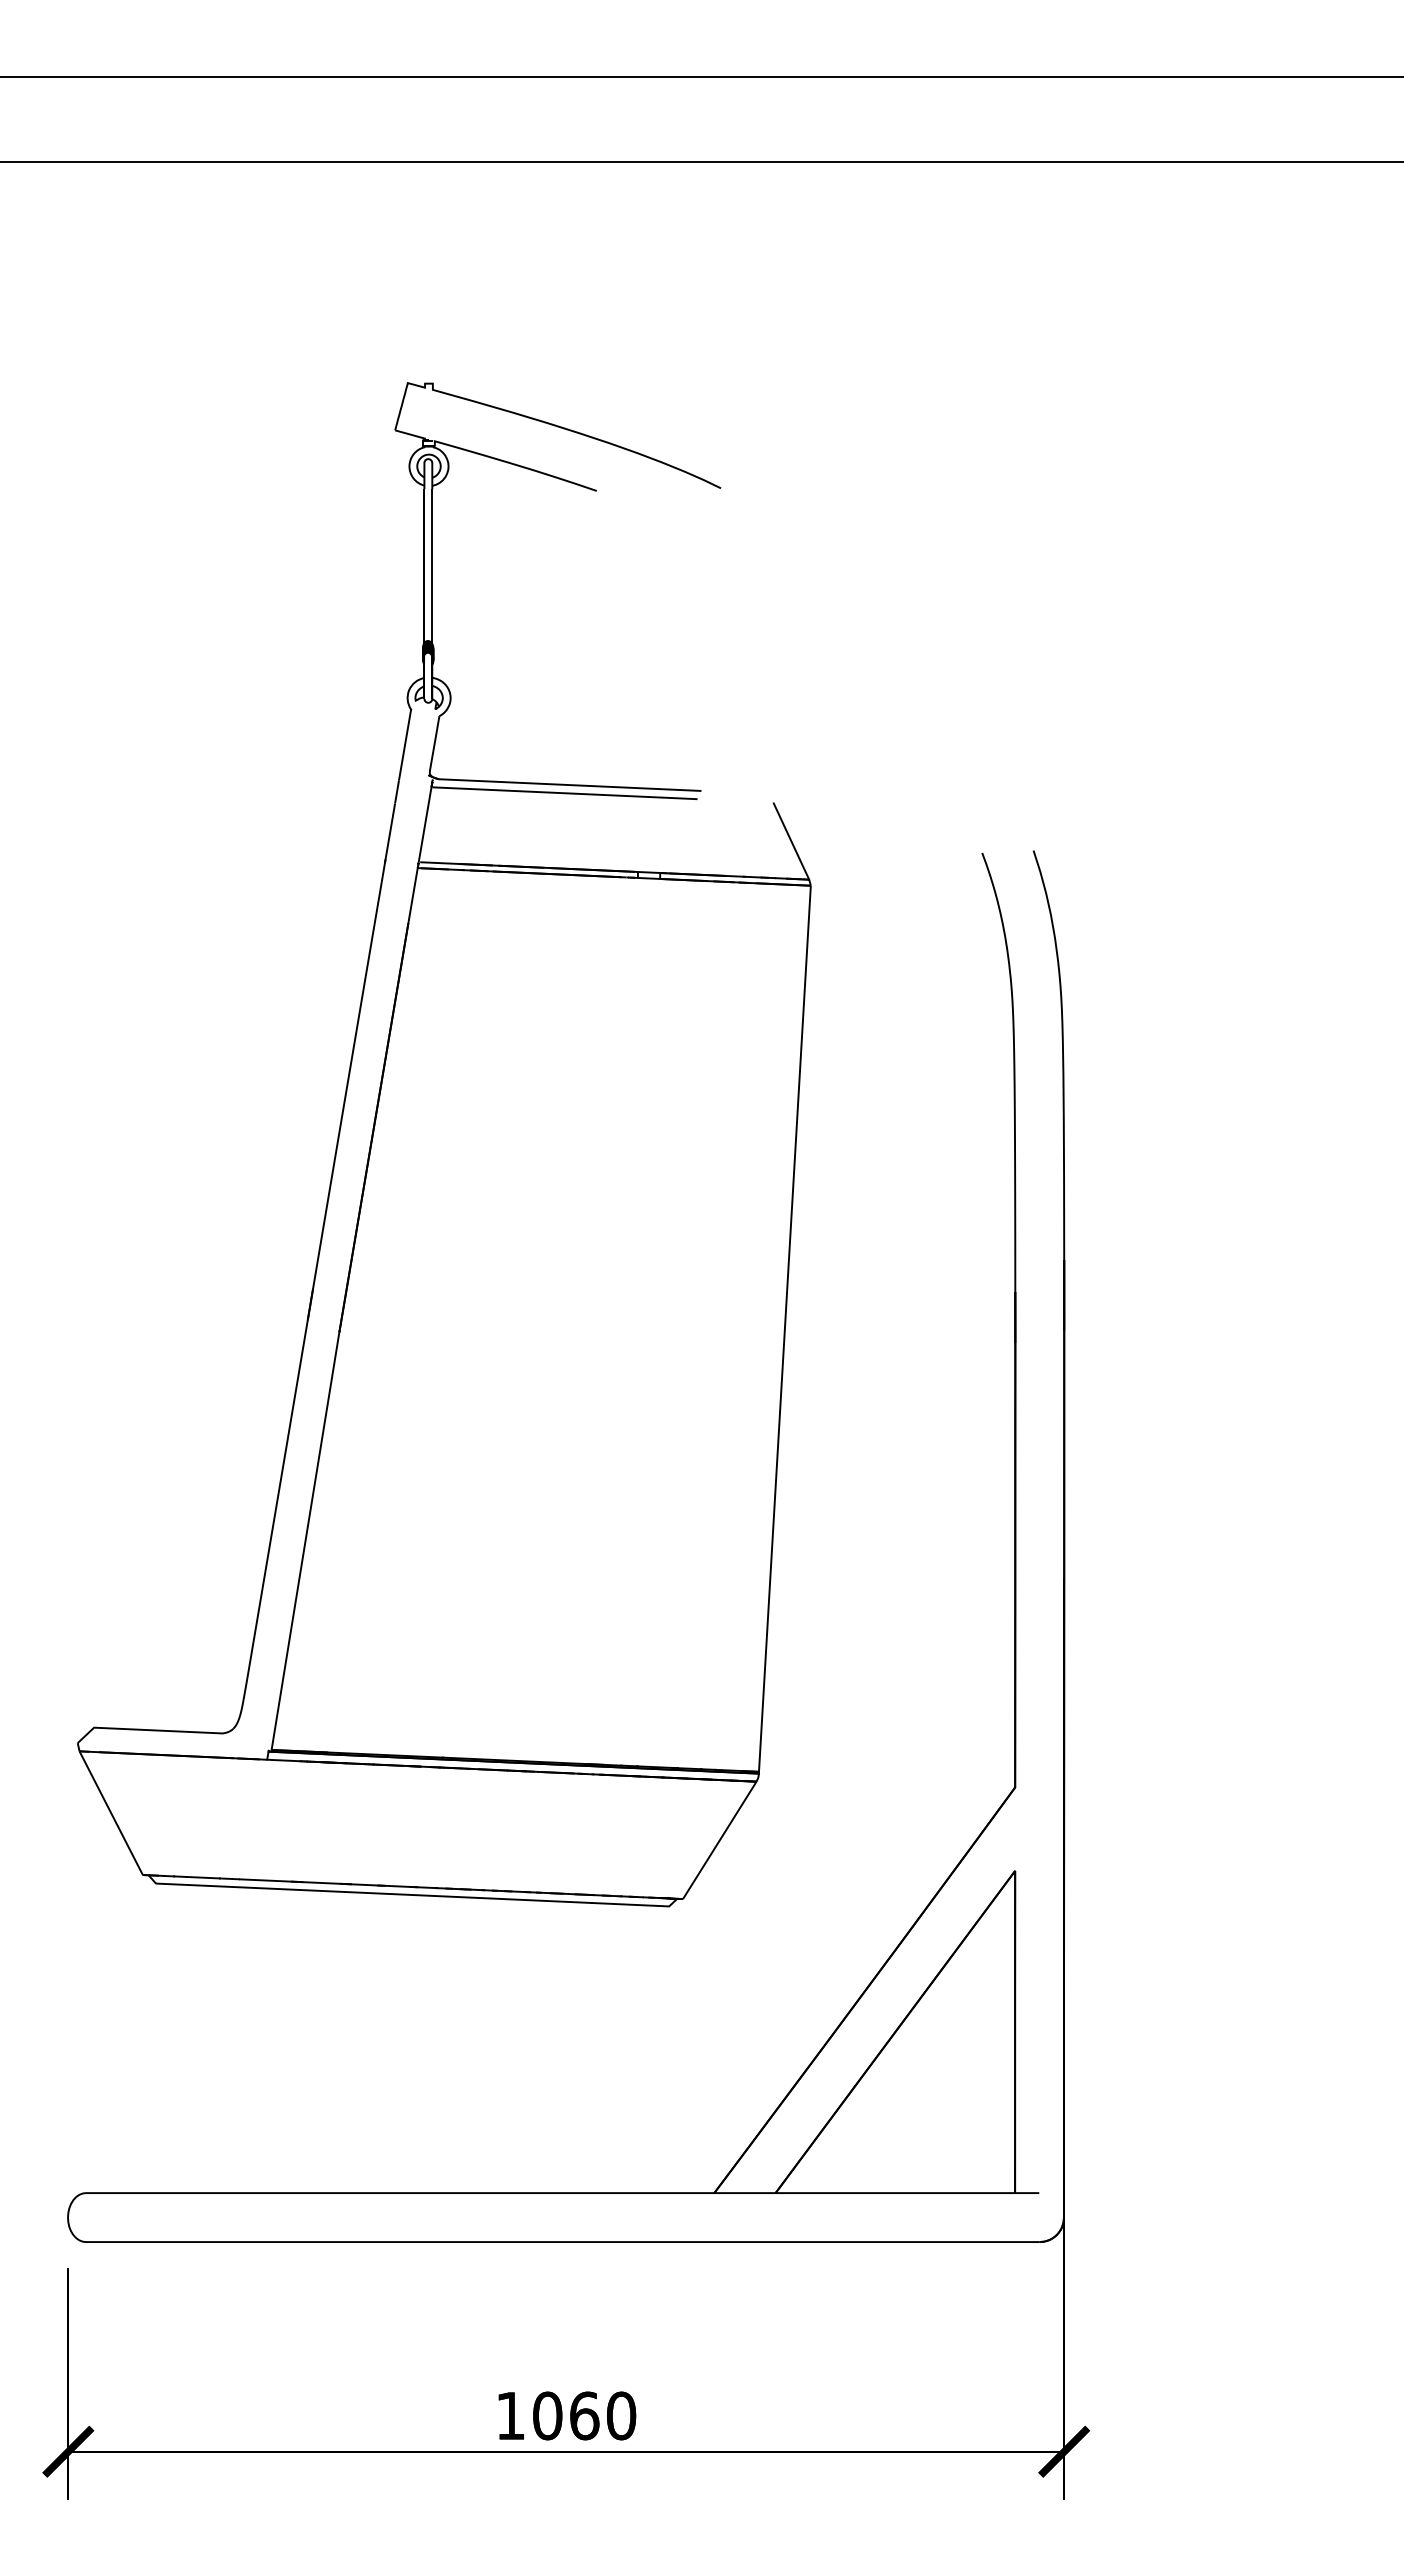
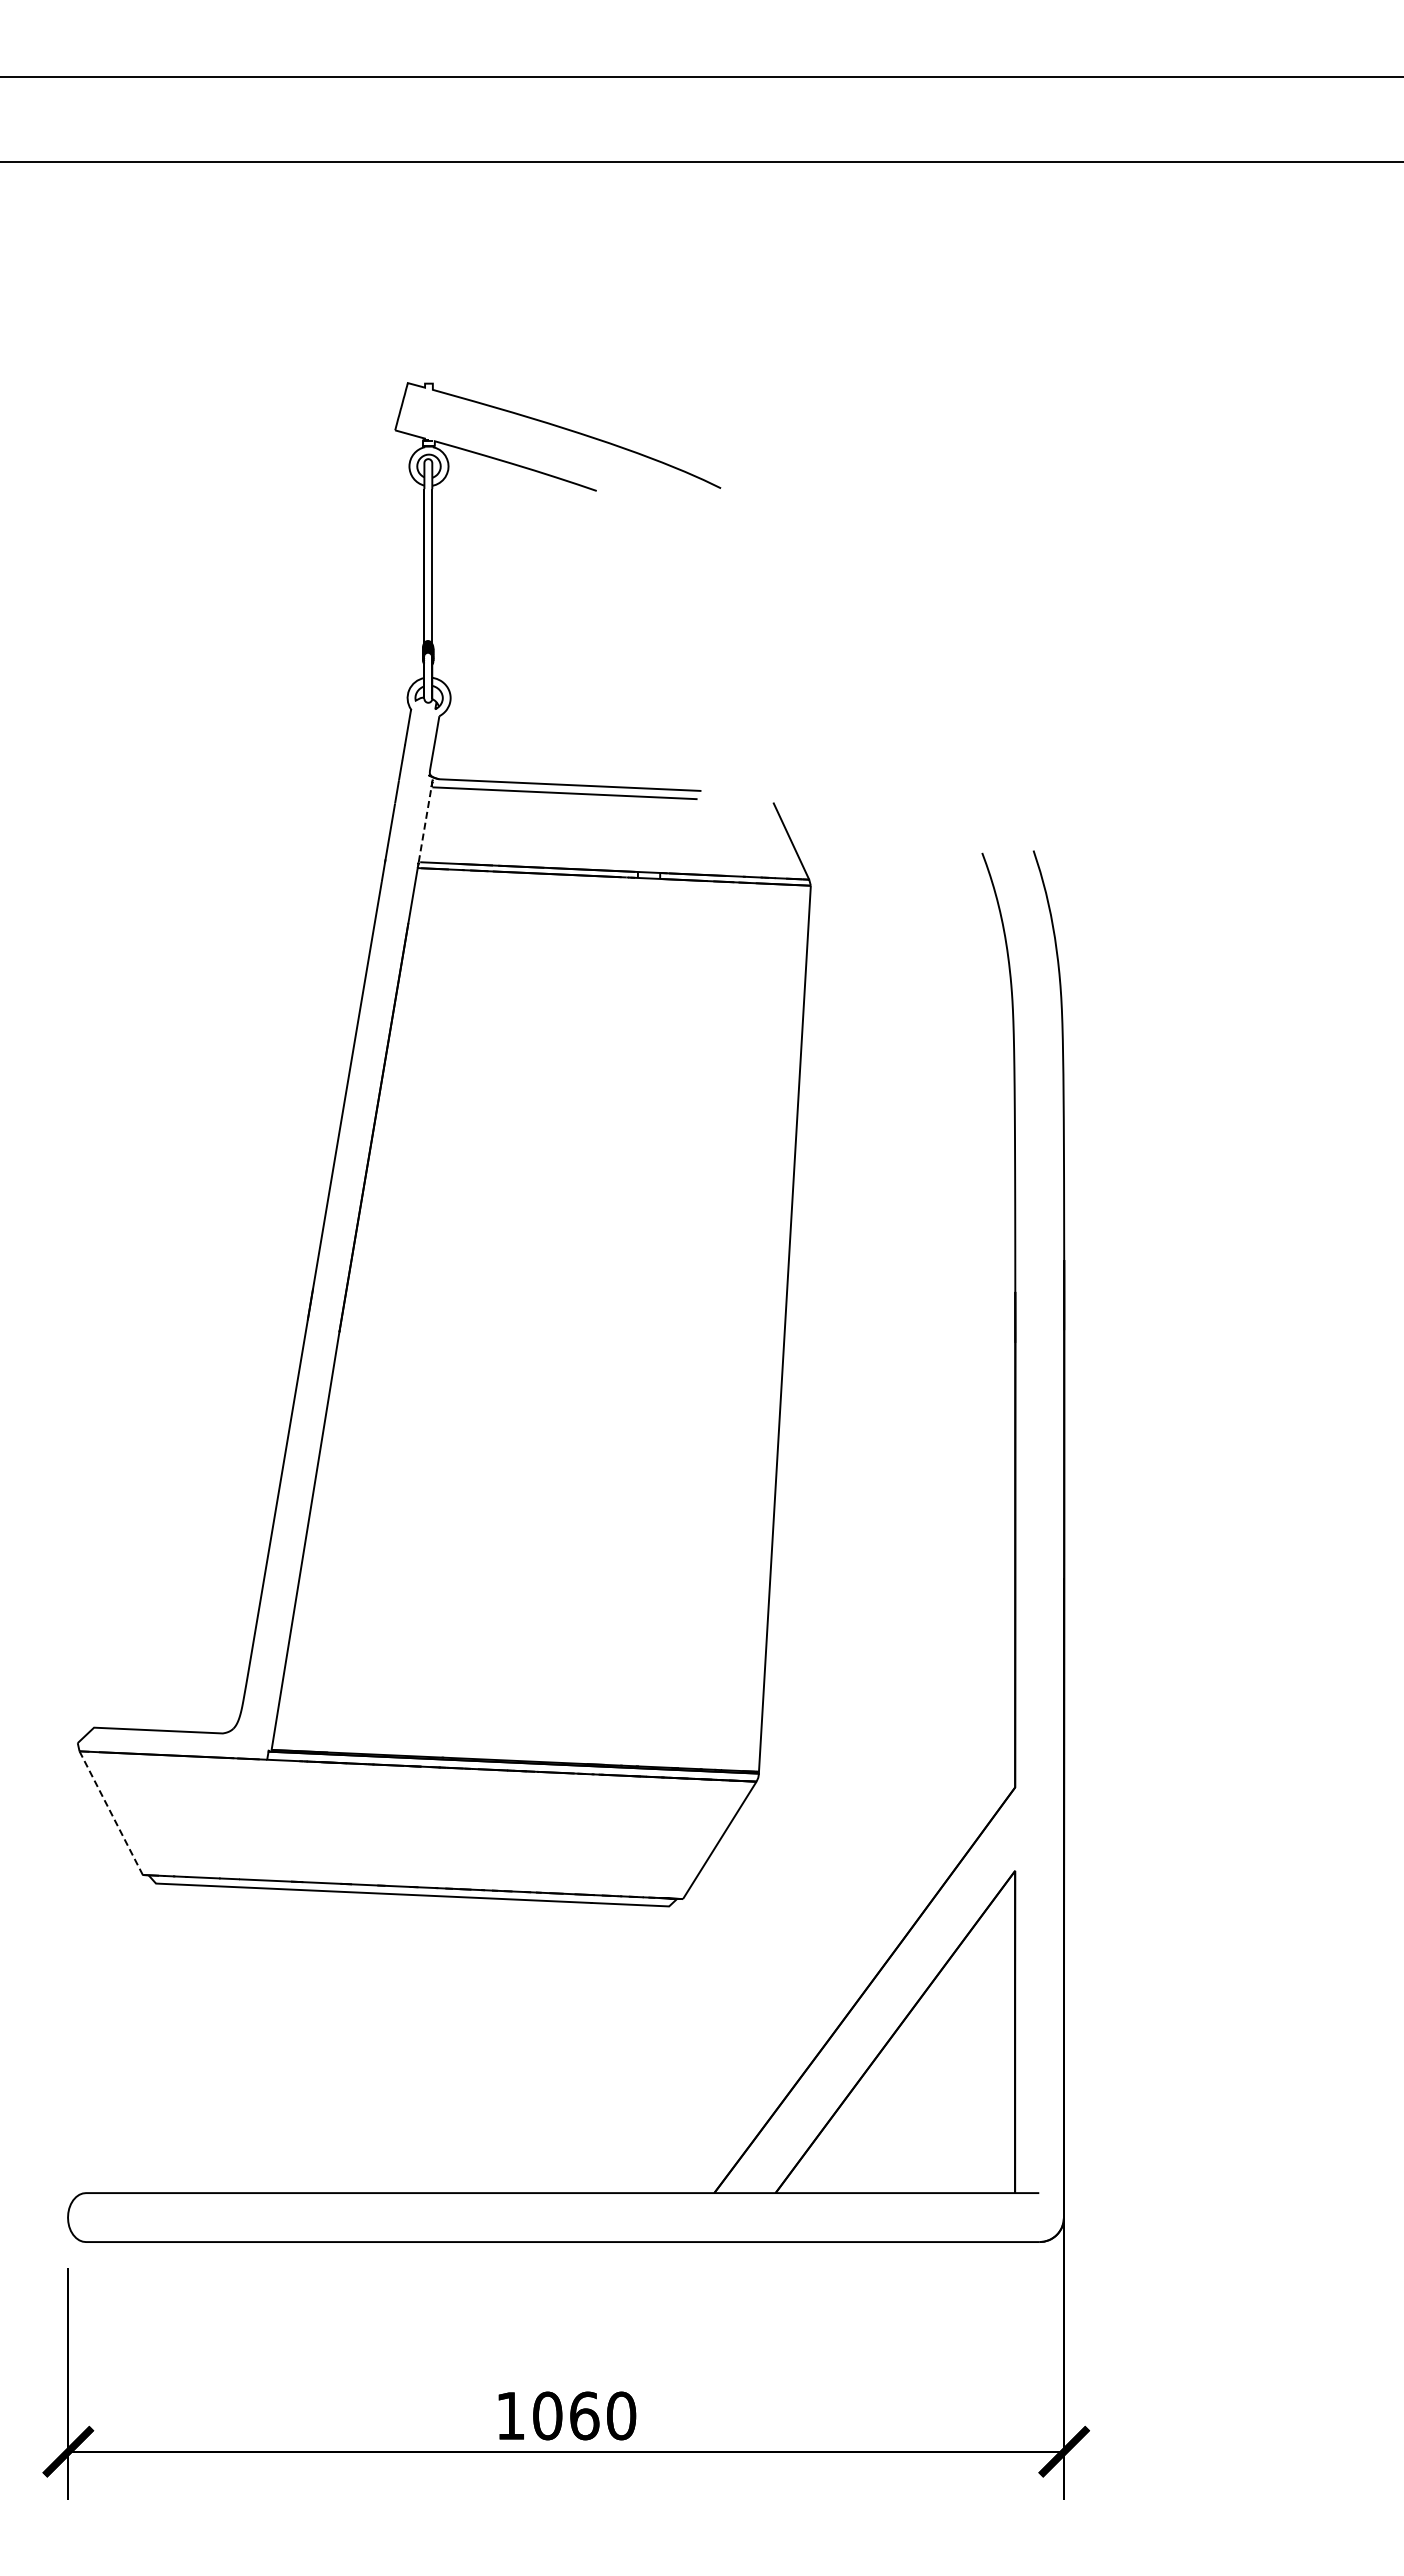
line: solid -> dashed (425, 823)
line: solid -> dashed (110, 1811)
